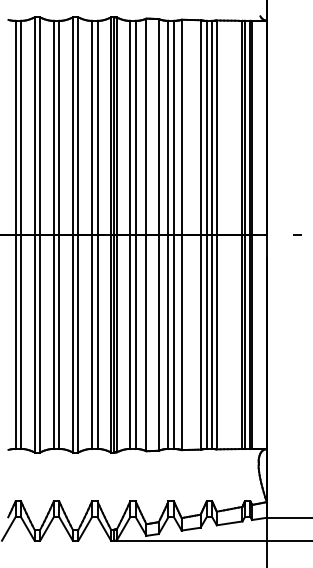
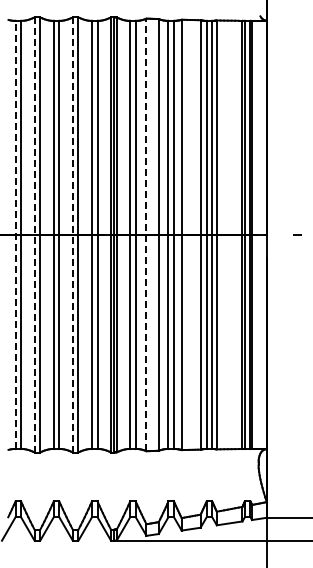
line: solid -> dashed (15, 234)
line: solid -> dashed (34, 234)
line: solid -> dashed (72, 234)
line: solid -> dashed (146, 234)
